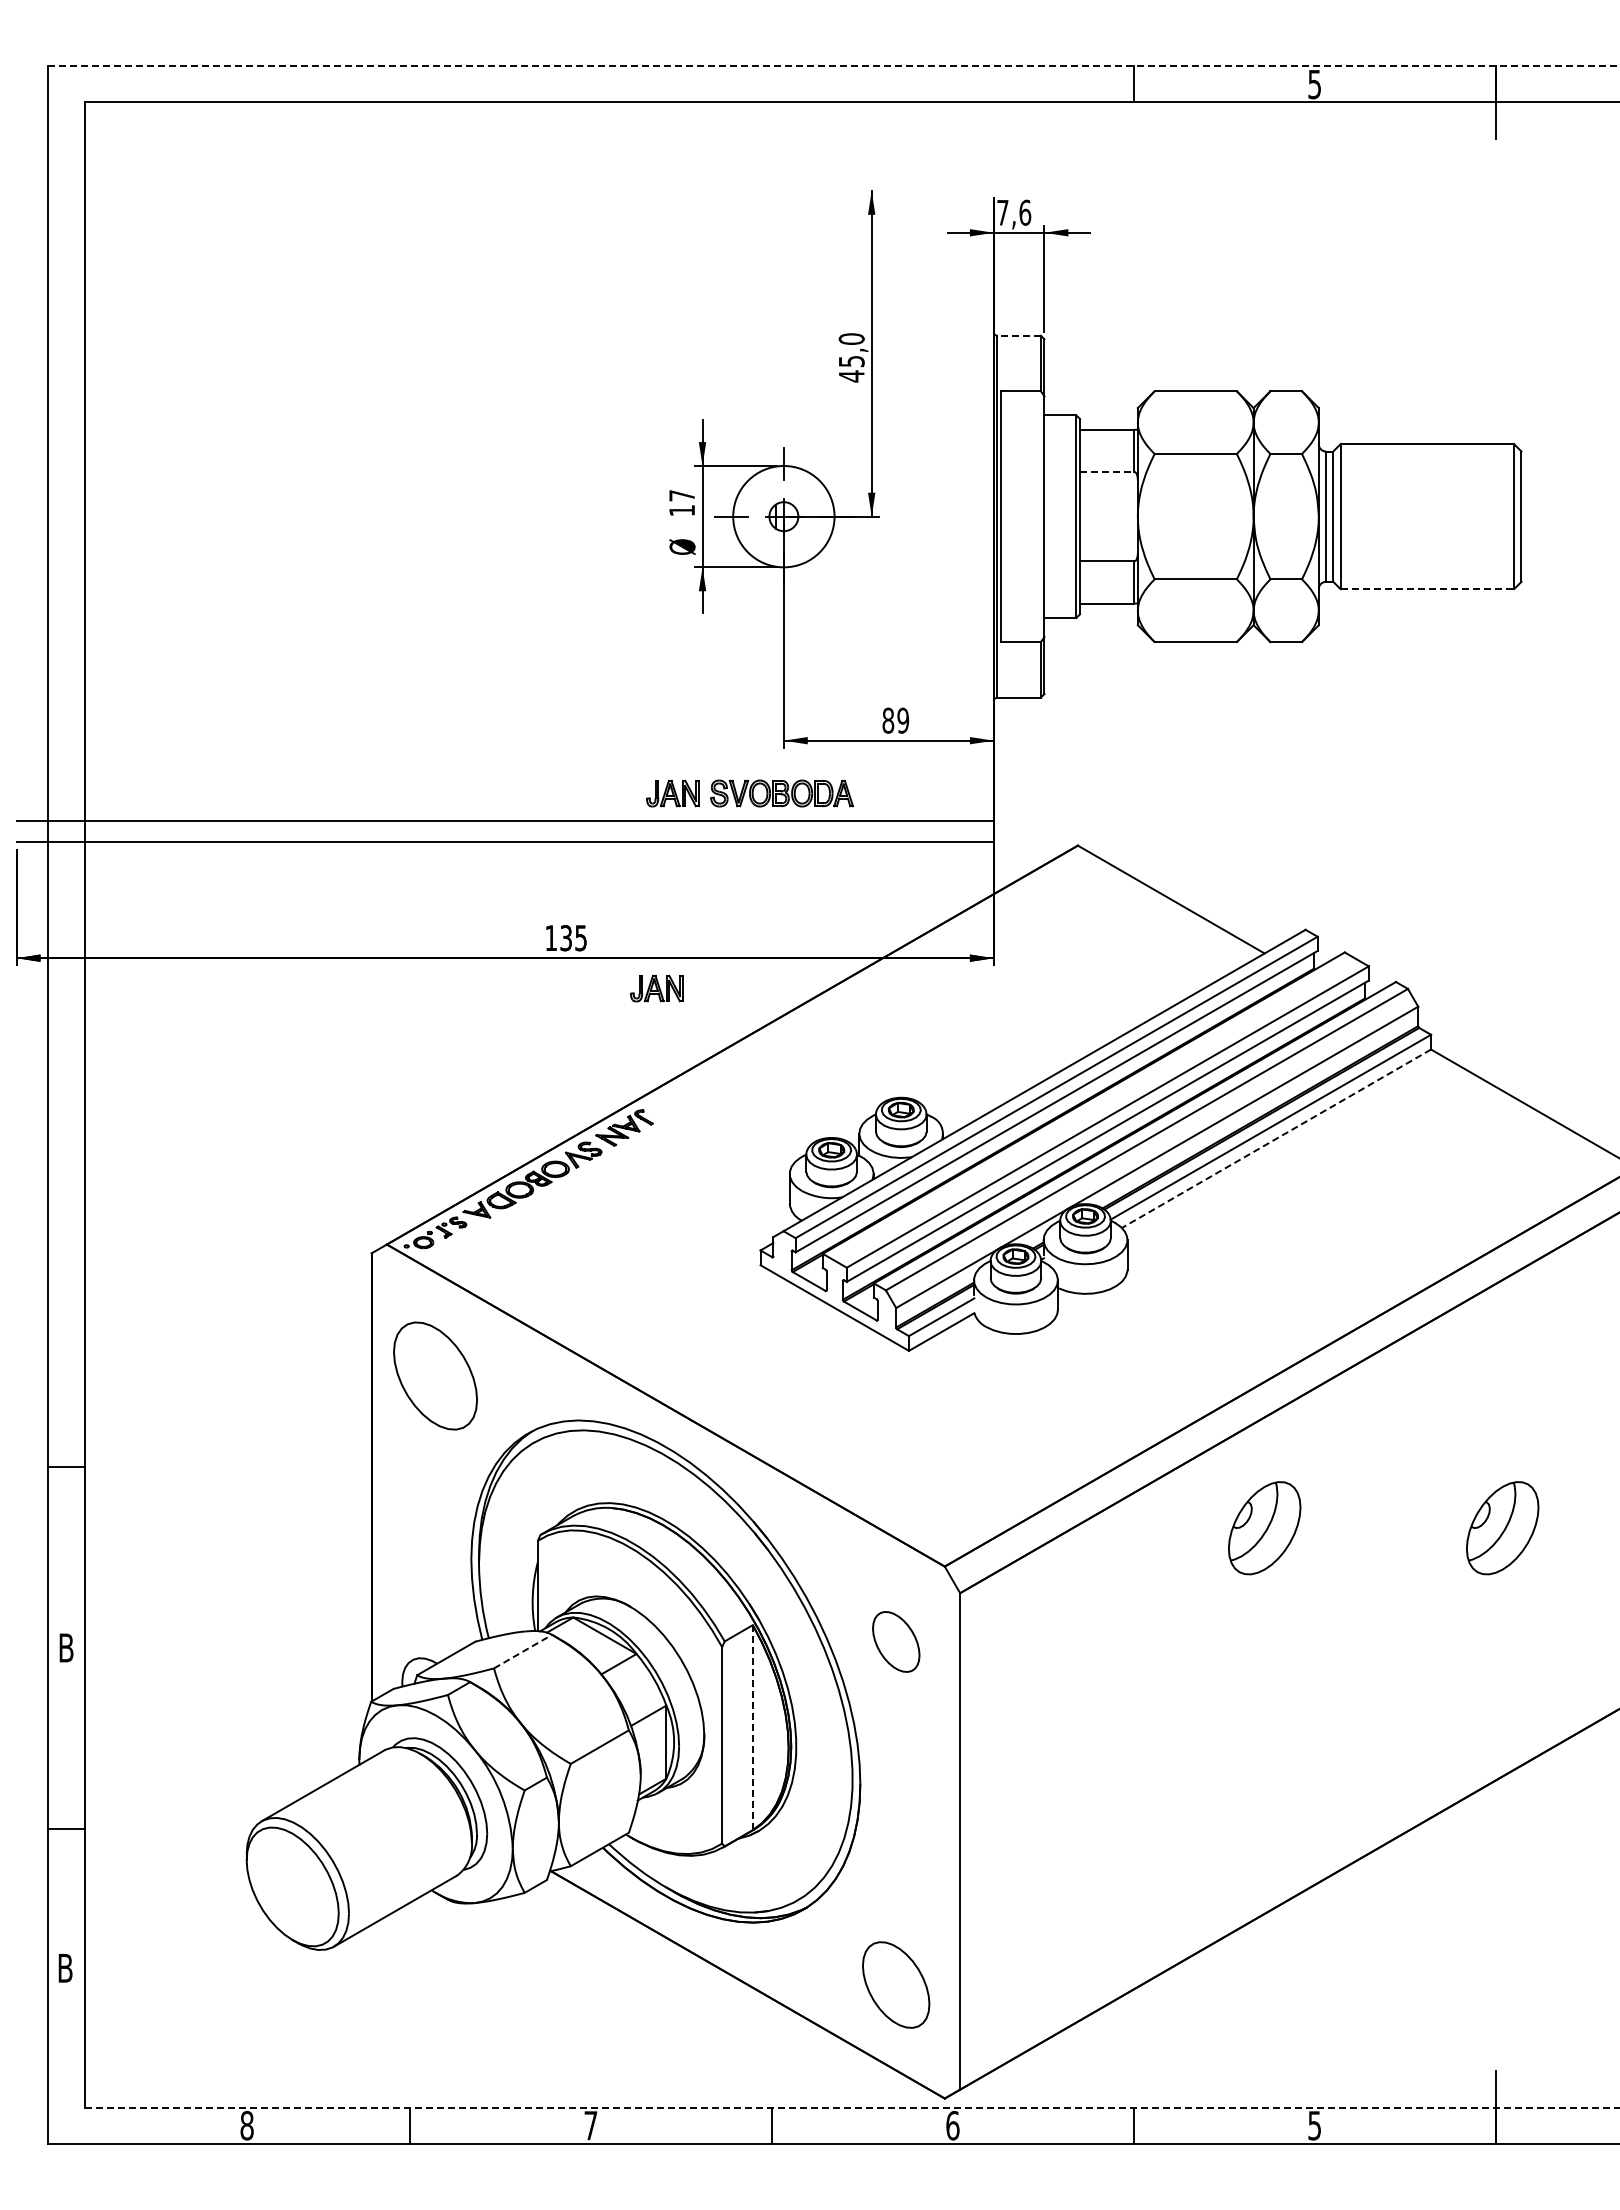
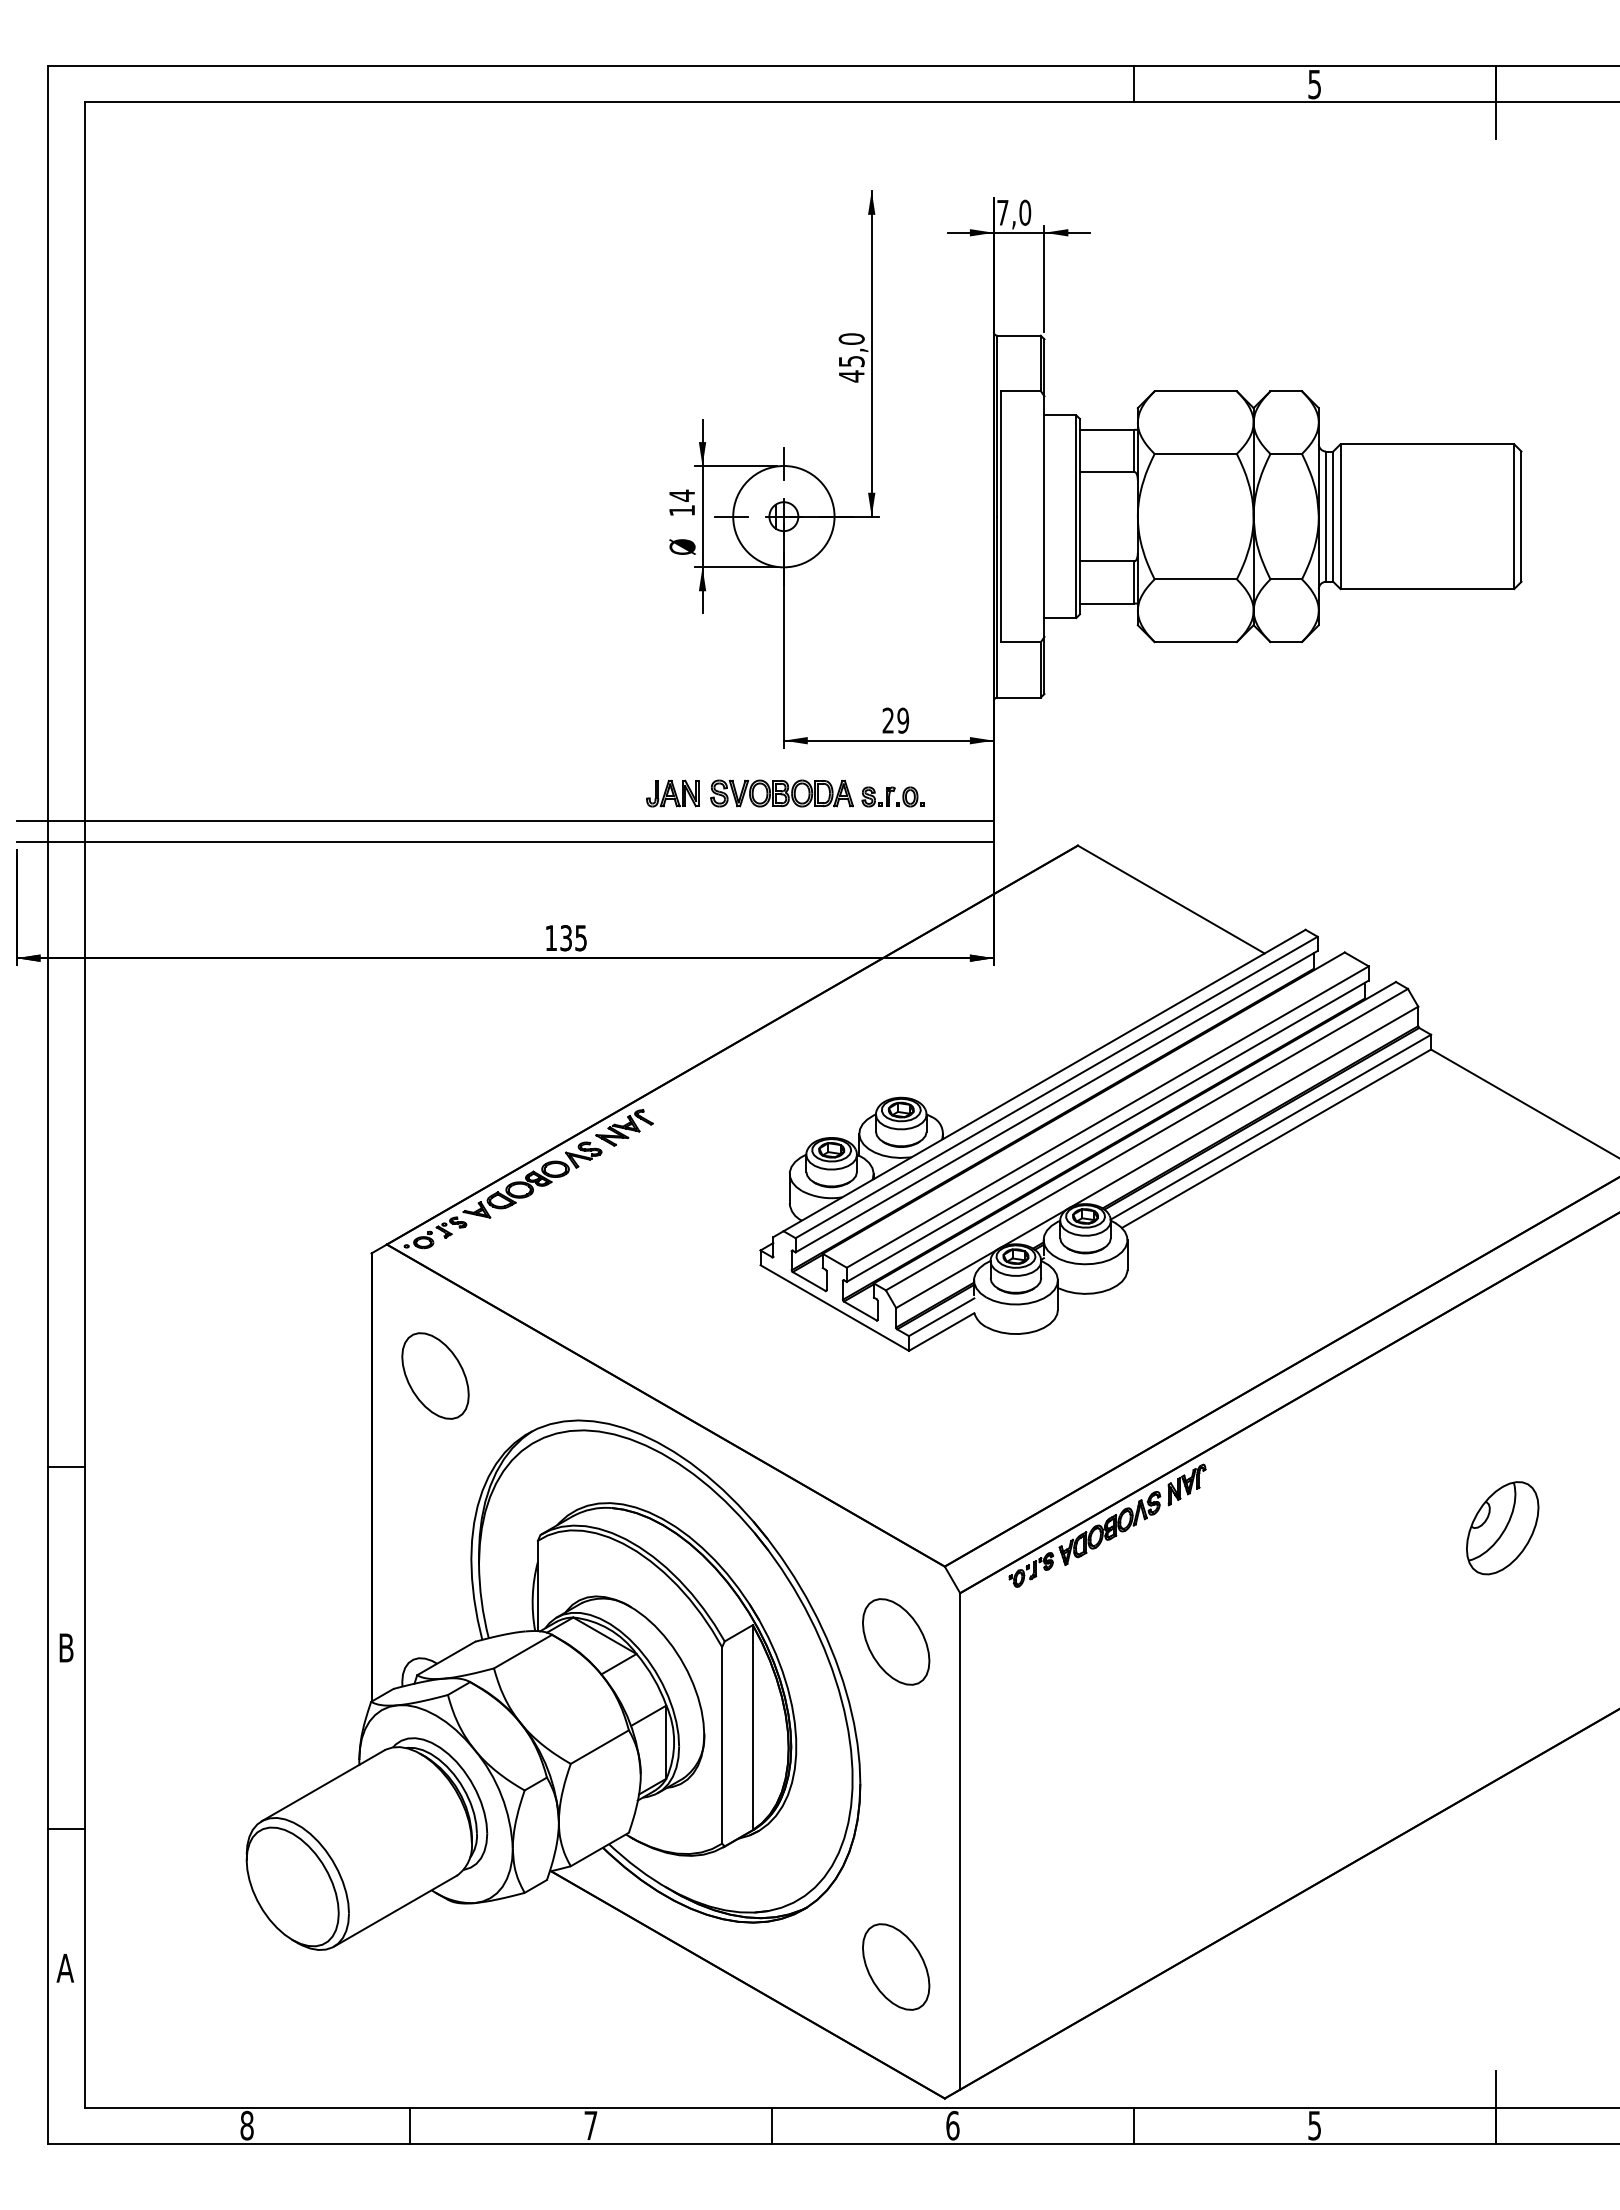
line: dashed -> solid (834, 66)
text: 7,6 -> 7,0 (1025, 212)
line: dashed -> solid (1019, 335)
line: dashed -> solid (1107, 471)
text: 17 -> 14 (681, 495)
line: dashed -> solid (1427, 589)
text: 89 -> 29 (888, 720)
part: none -> present (892, 796)
part: present -> none (656, 988)
line: dashed -> solid (1276, 1139)
part size: 85x110 px -> 69x88 px (435, 1375)
part: none -> present (1107, 1525)
part: present -> none (1264, 1528)
part size: 49x62 px -> 69x88 px (896, 1641)
line: dashed -> solid (523, 1651)
line: dashed -> solid (752, 1727)
text: B -> A (65, 1968)
part position: (896, 1984) -> (896, 1966) (896, 1966)
line: dashed -> solid (851, 2107)
